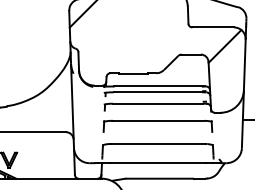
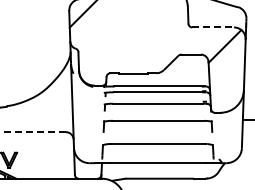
line: solid -> dashed (213, 27)
line: solid -> dashed (33, 132)
